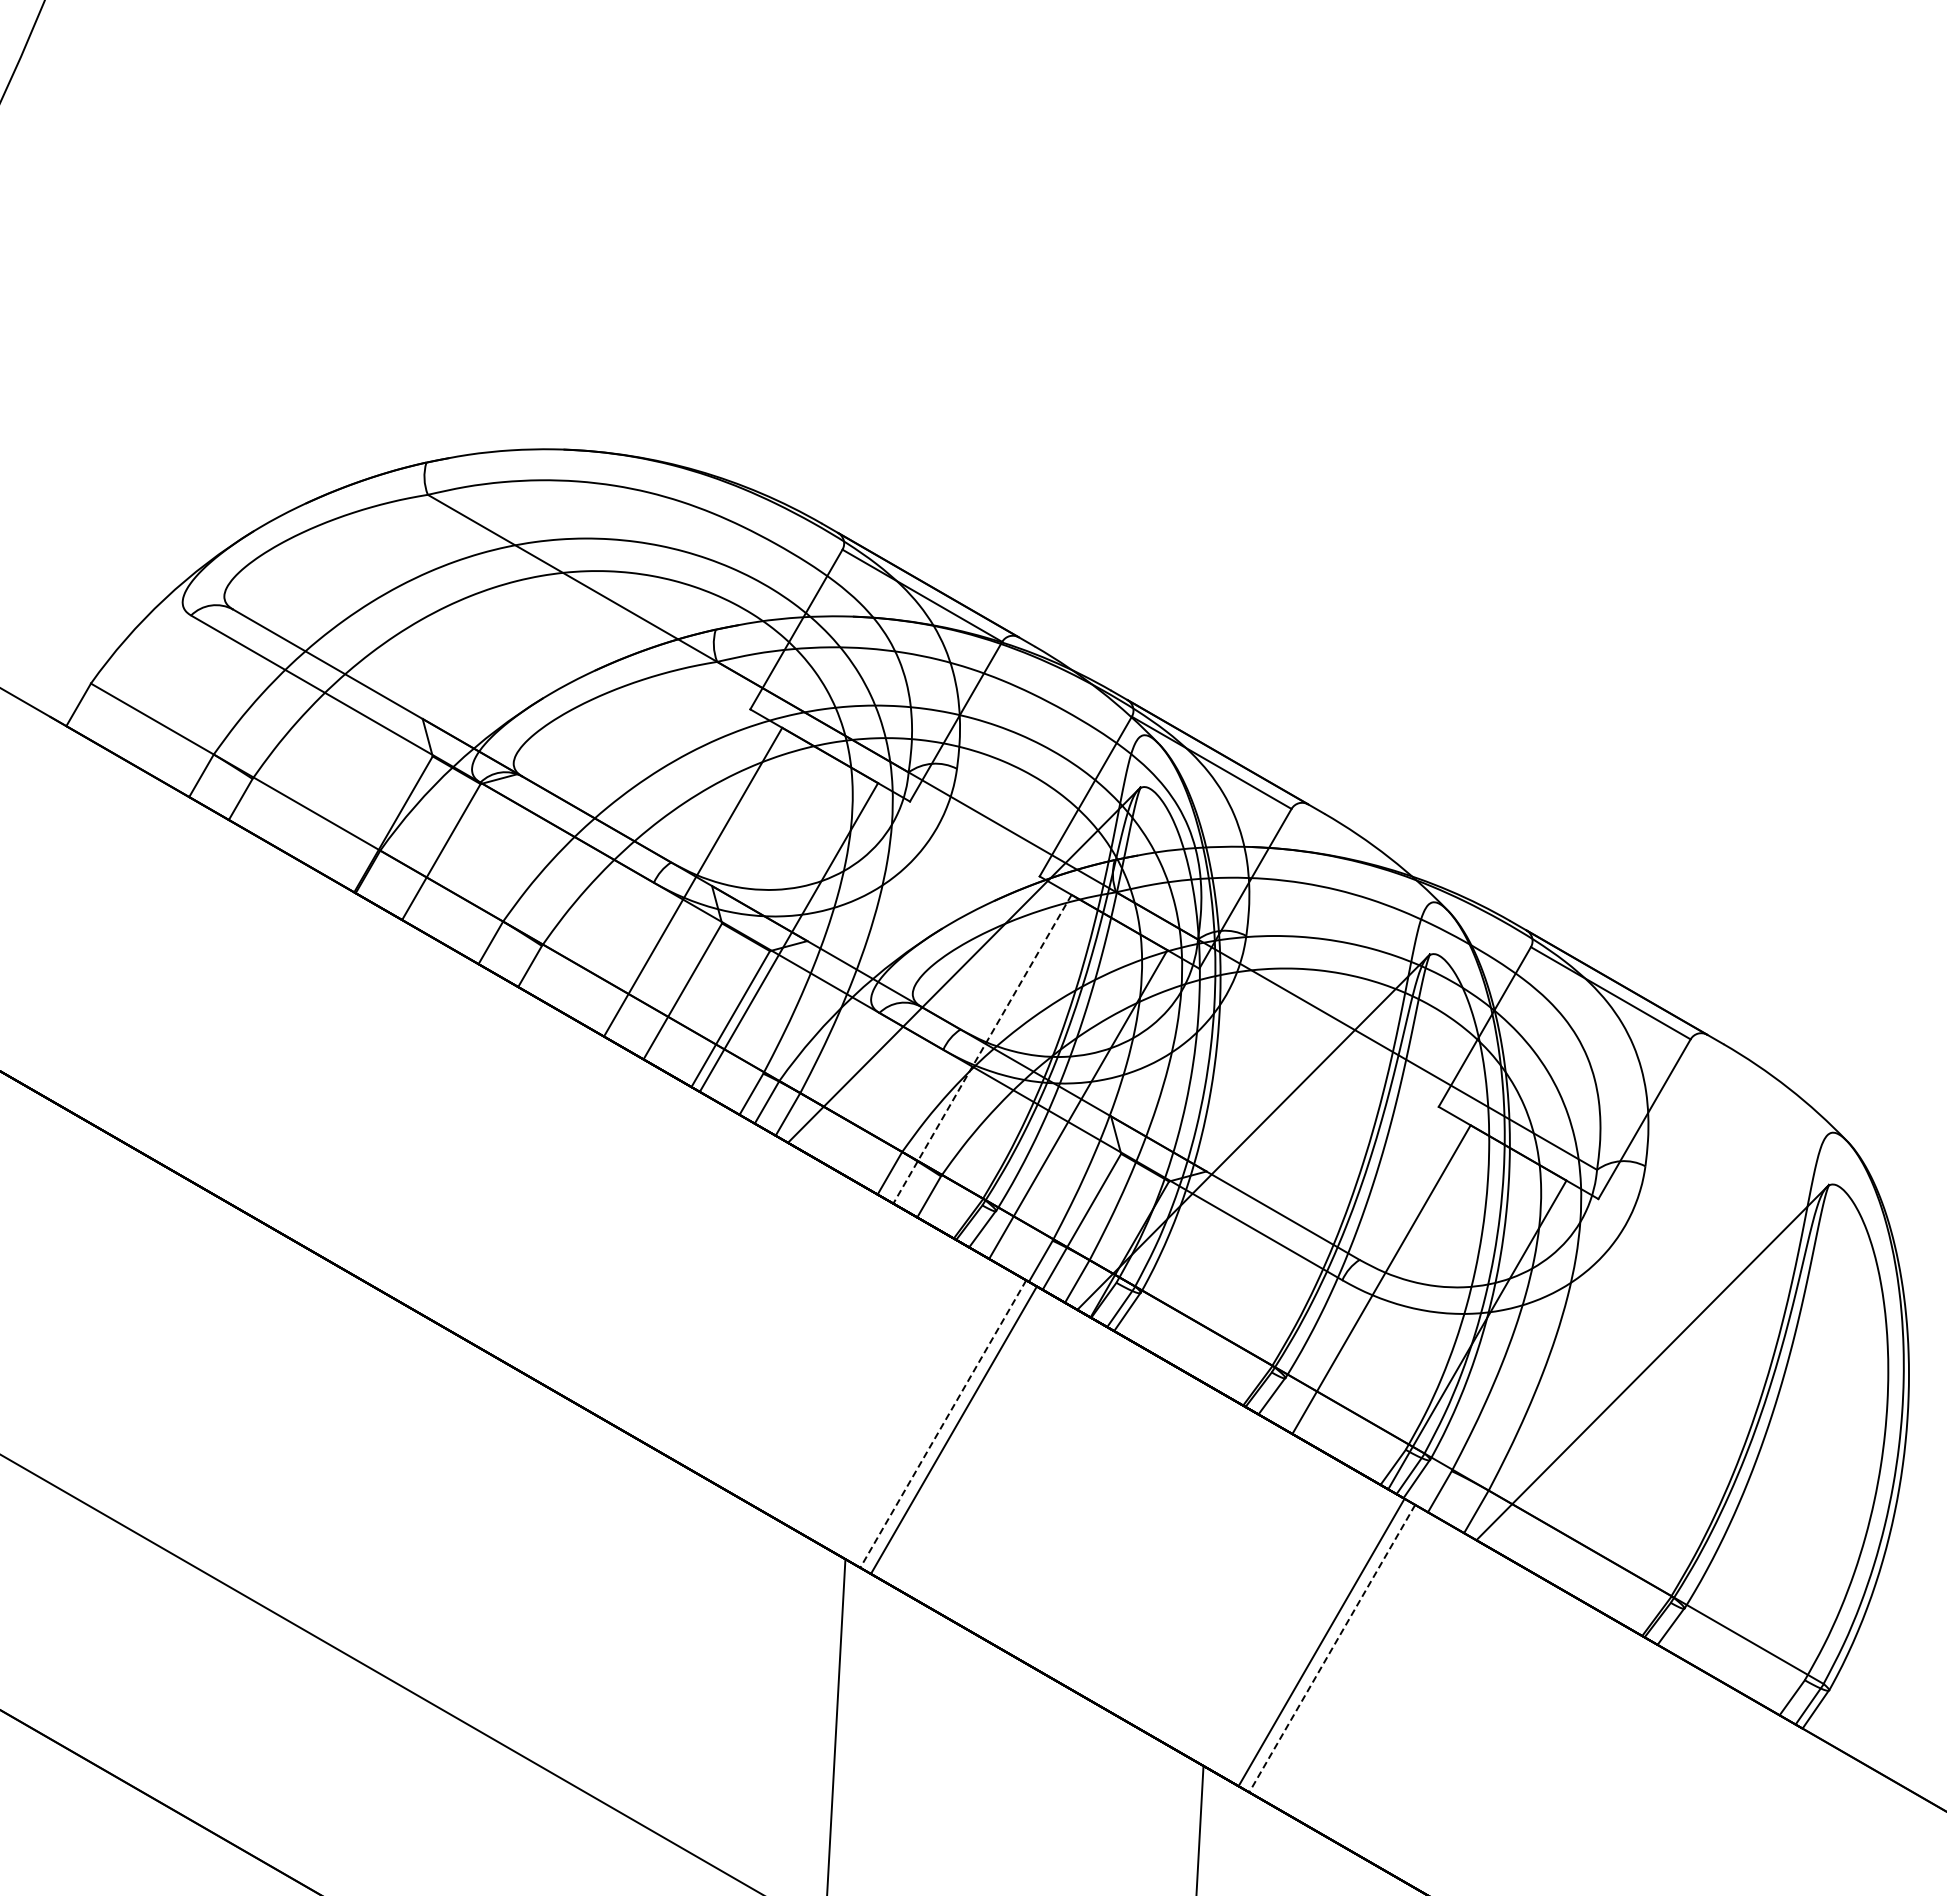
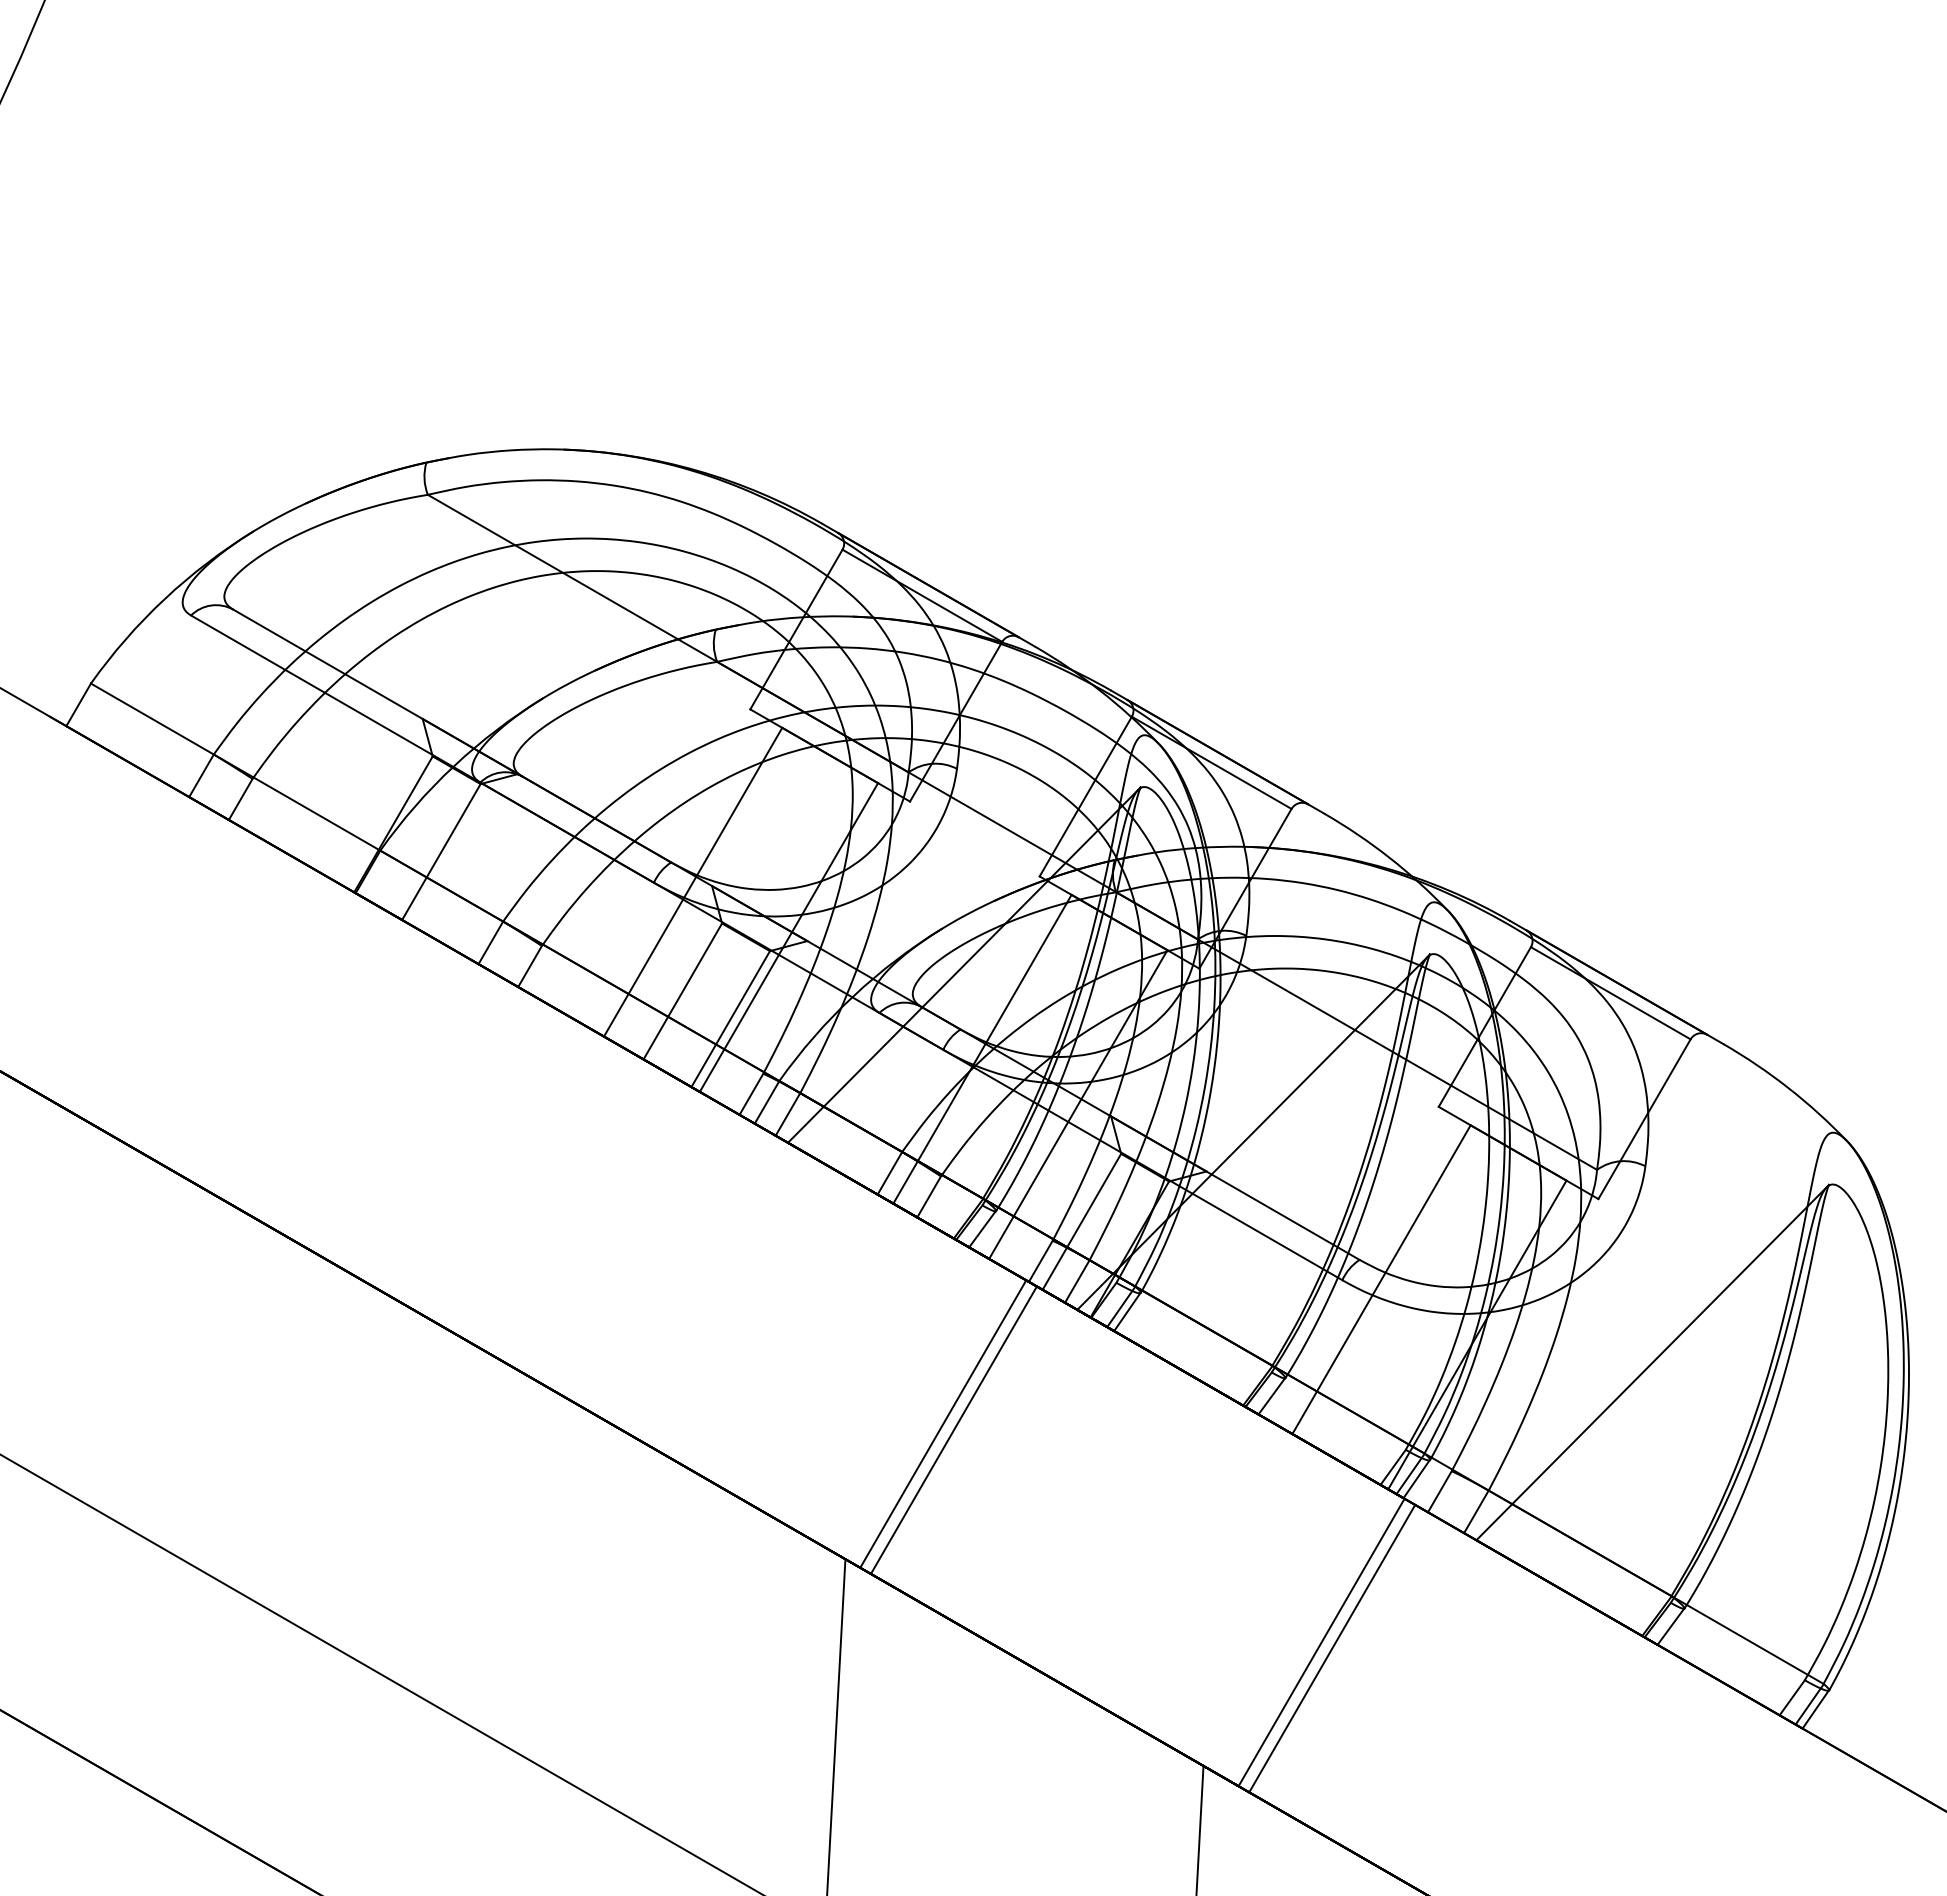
line: dashed -> solid (982, 1049)
line: dashed -> solid (943, 1424)
line: dashed -> solid (1332, 1648)
